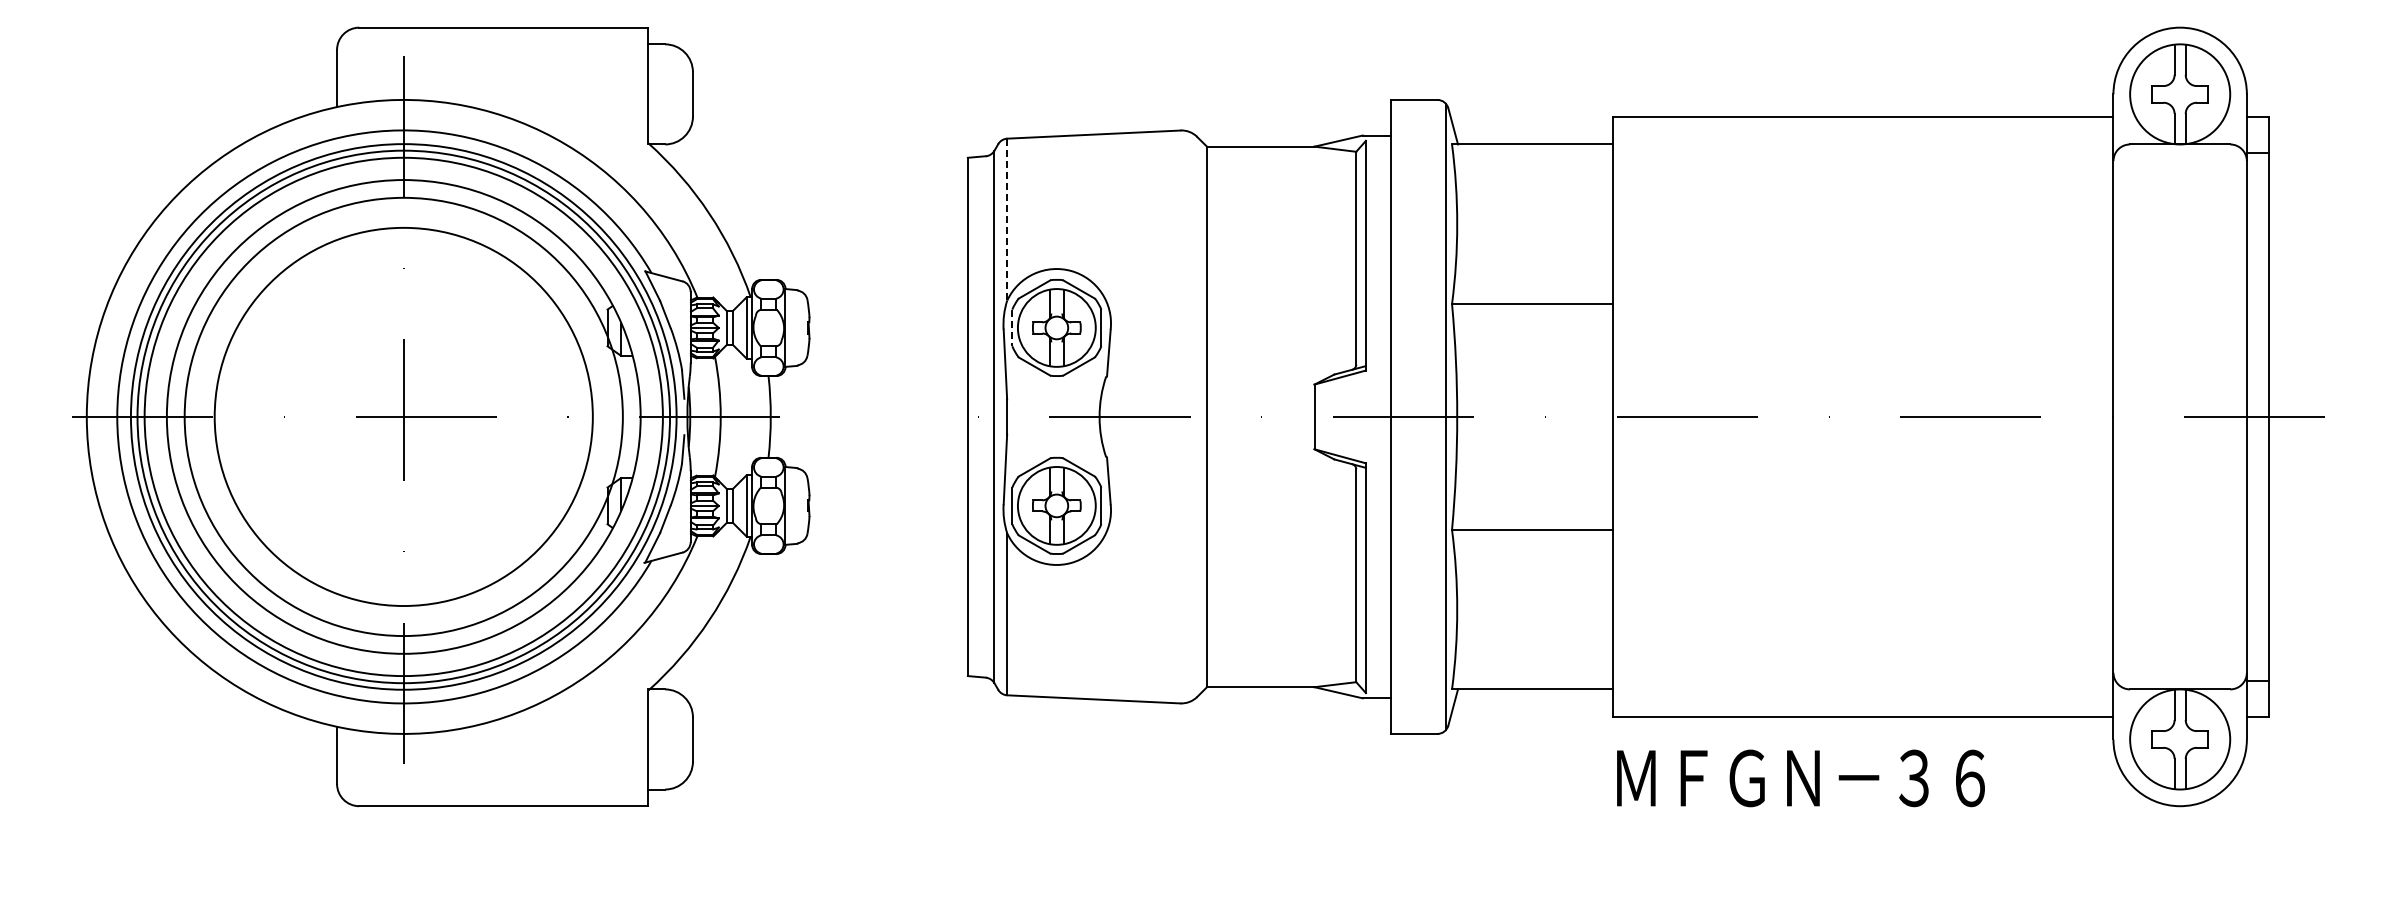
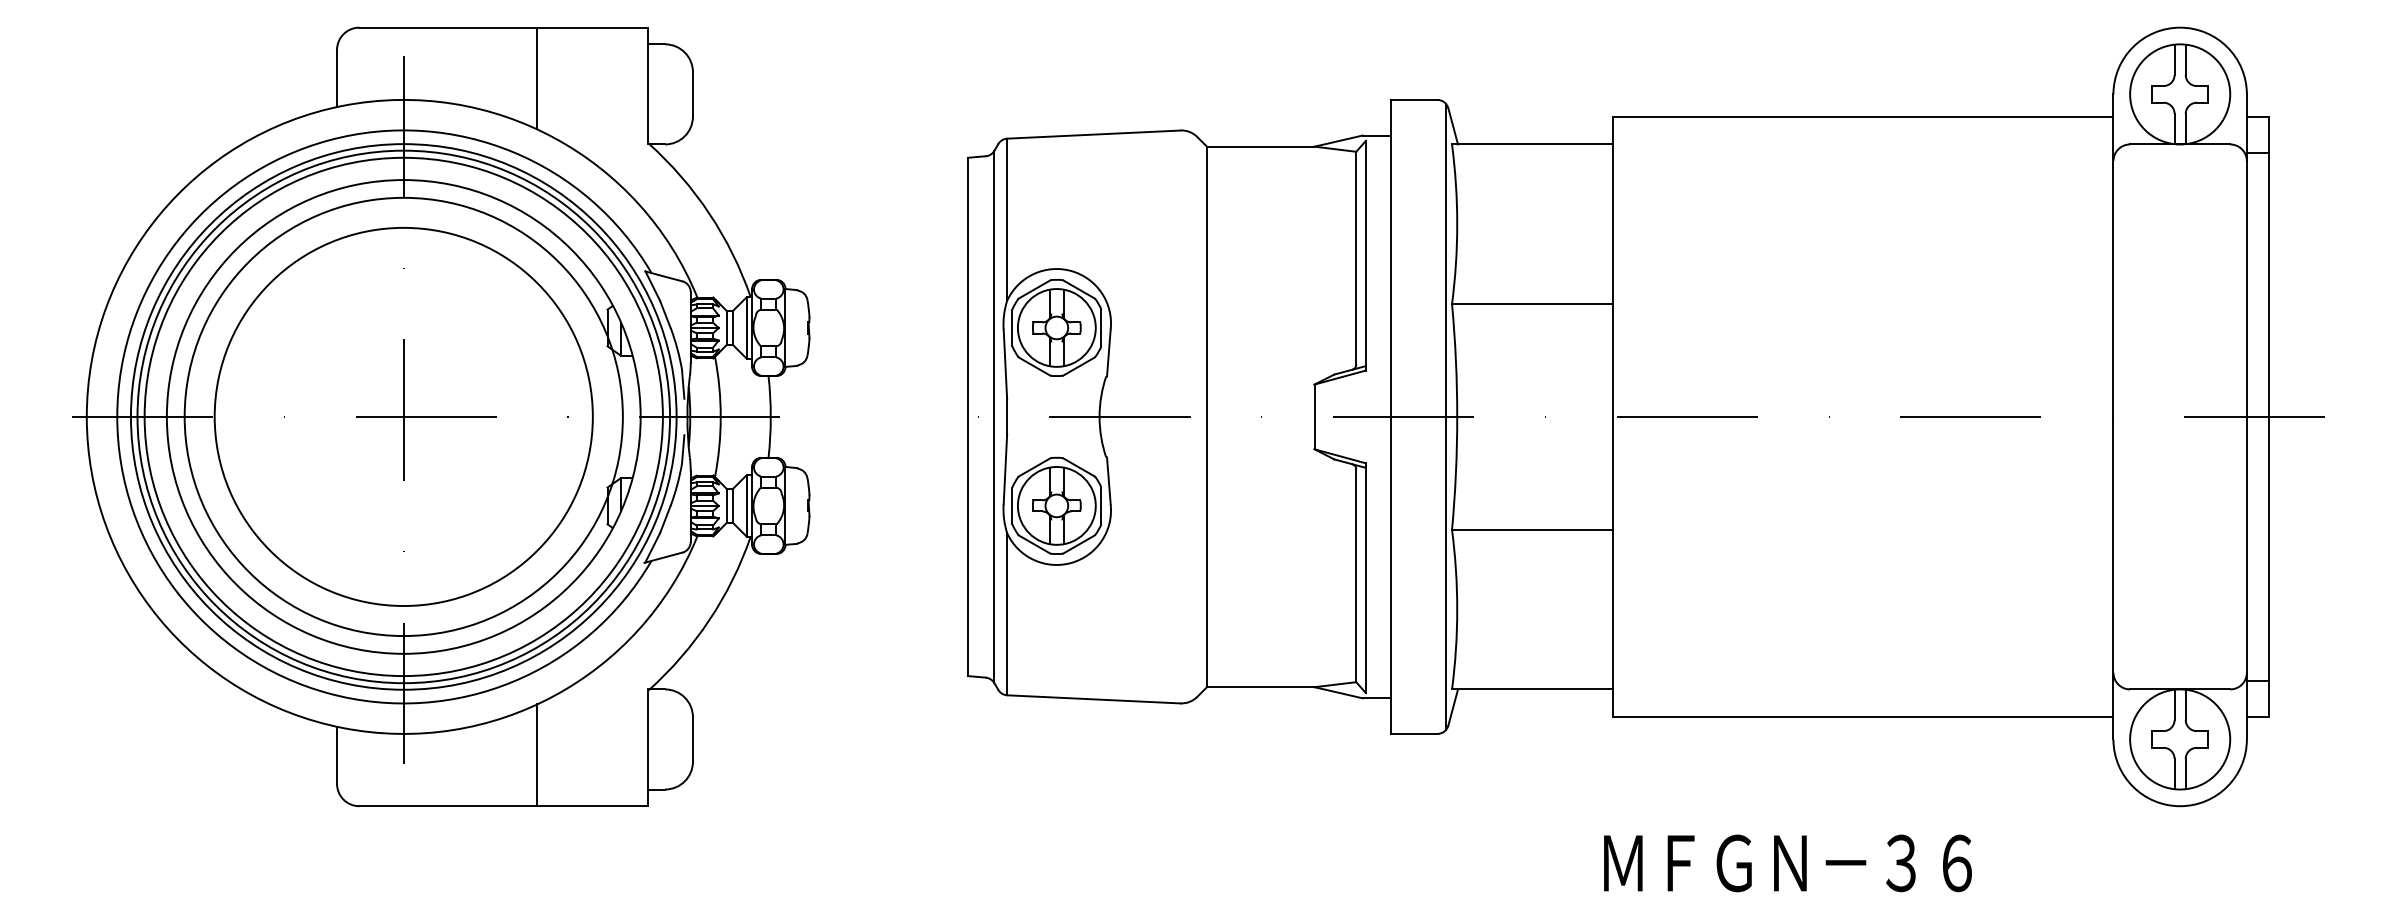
line: none -> present (537, 78)
line: dashed -> solid (1007, 219)
line: dashed -> solid (1012, 328)
line: none -> present (537, 755)
text position: (1800, 778) -> (1787, 863) (1787, 863)
